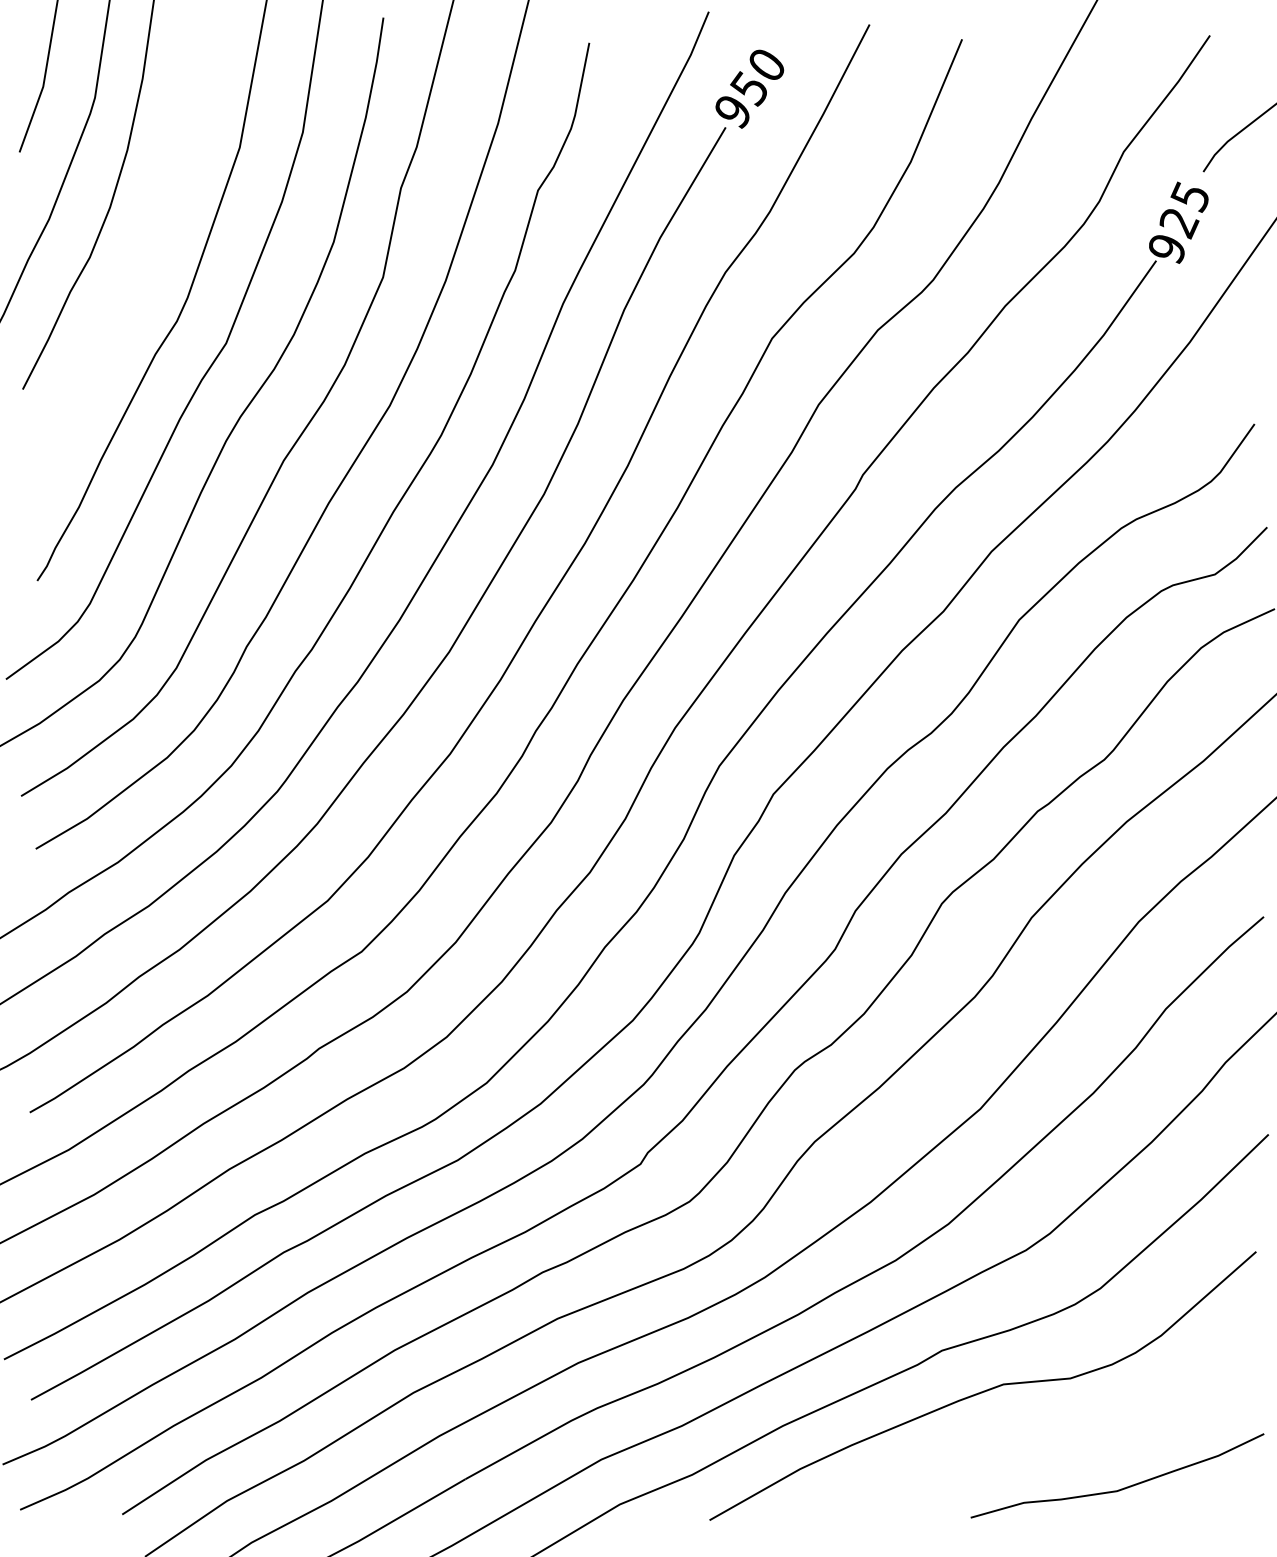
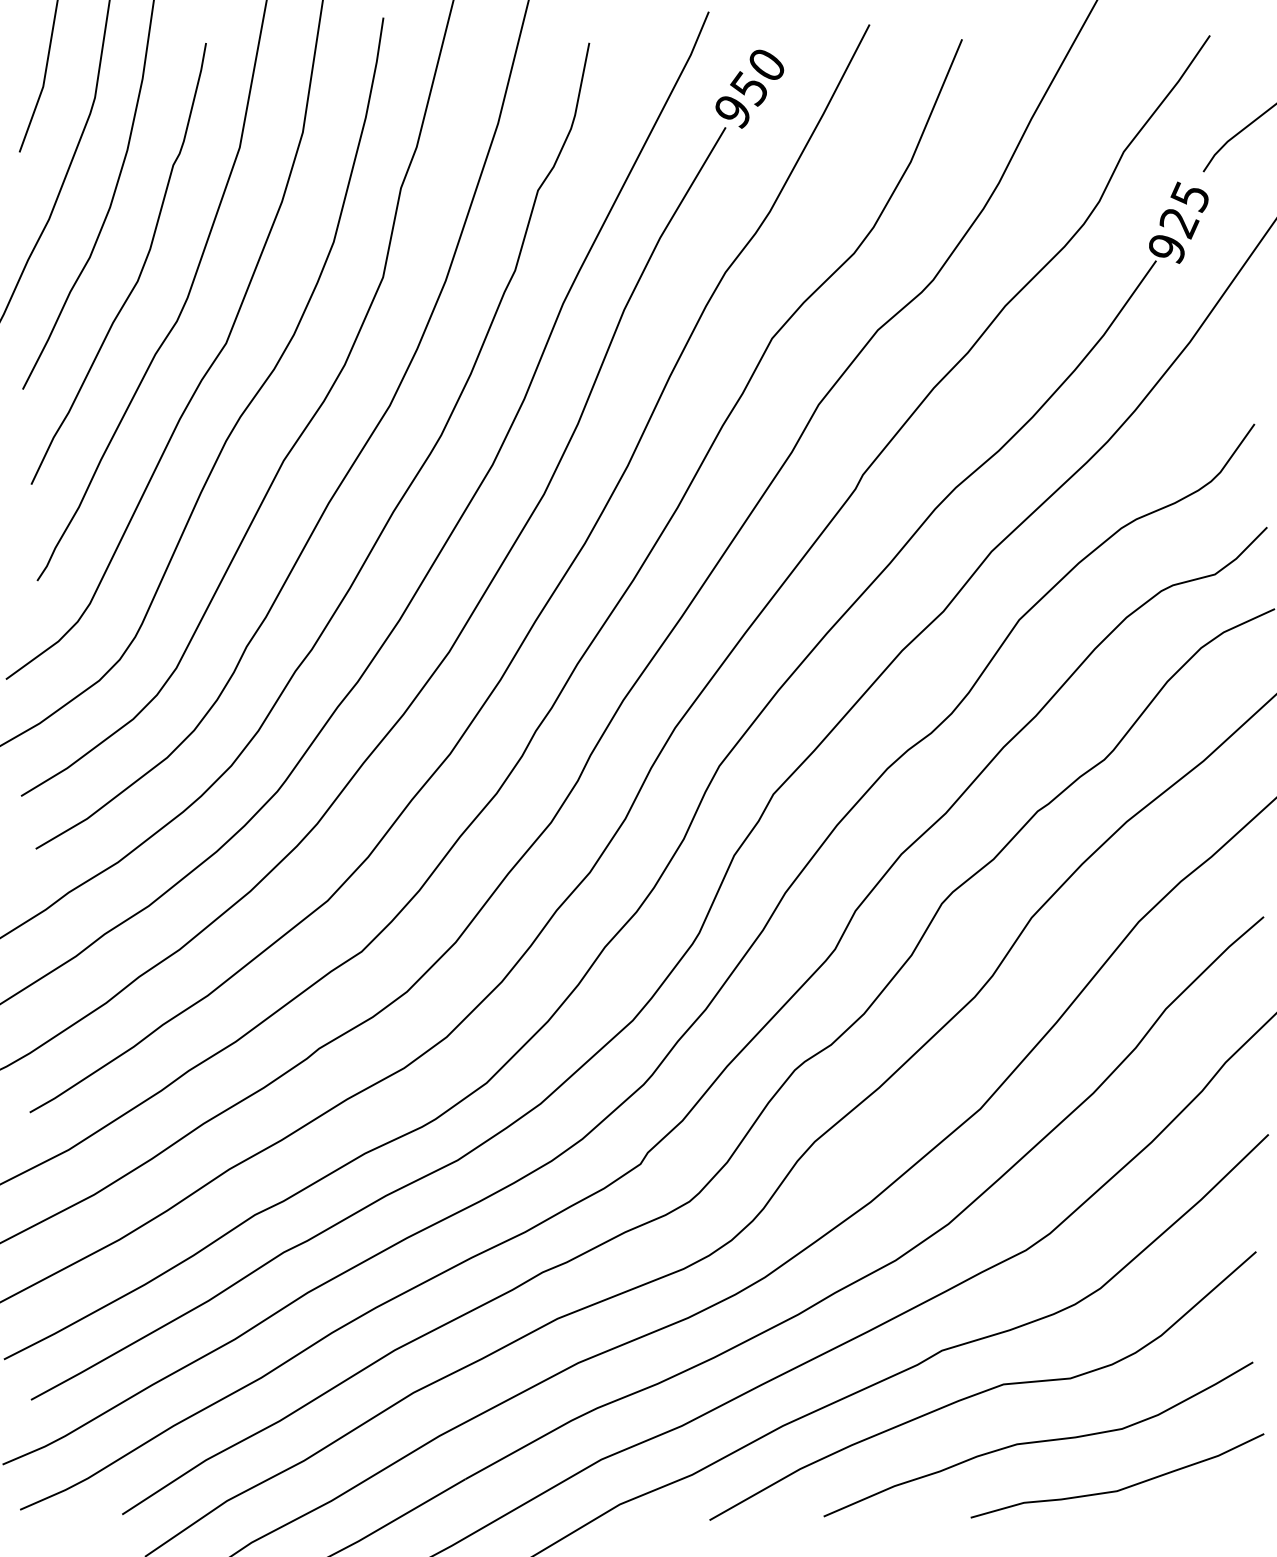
curve: none -> present (139, 273)
curve: none -> present (1038, 1440)
